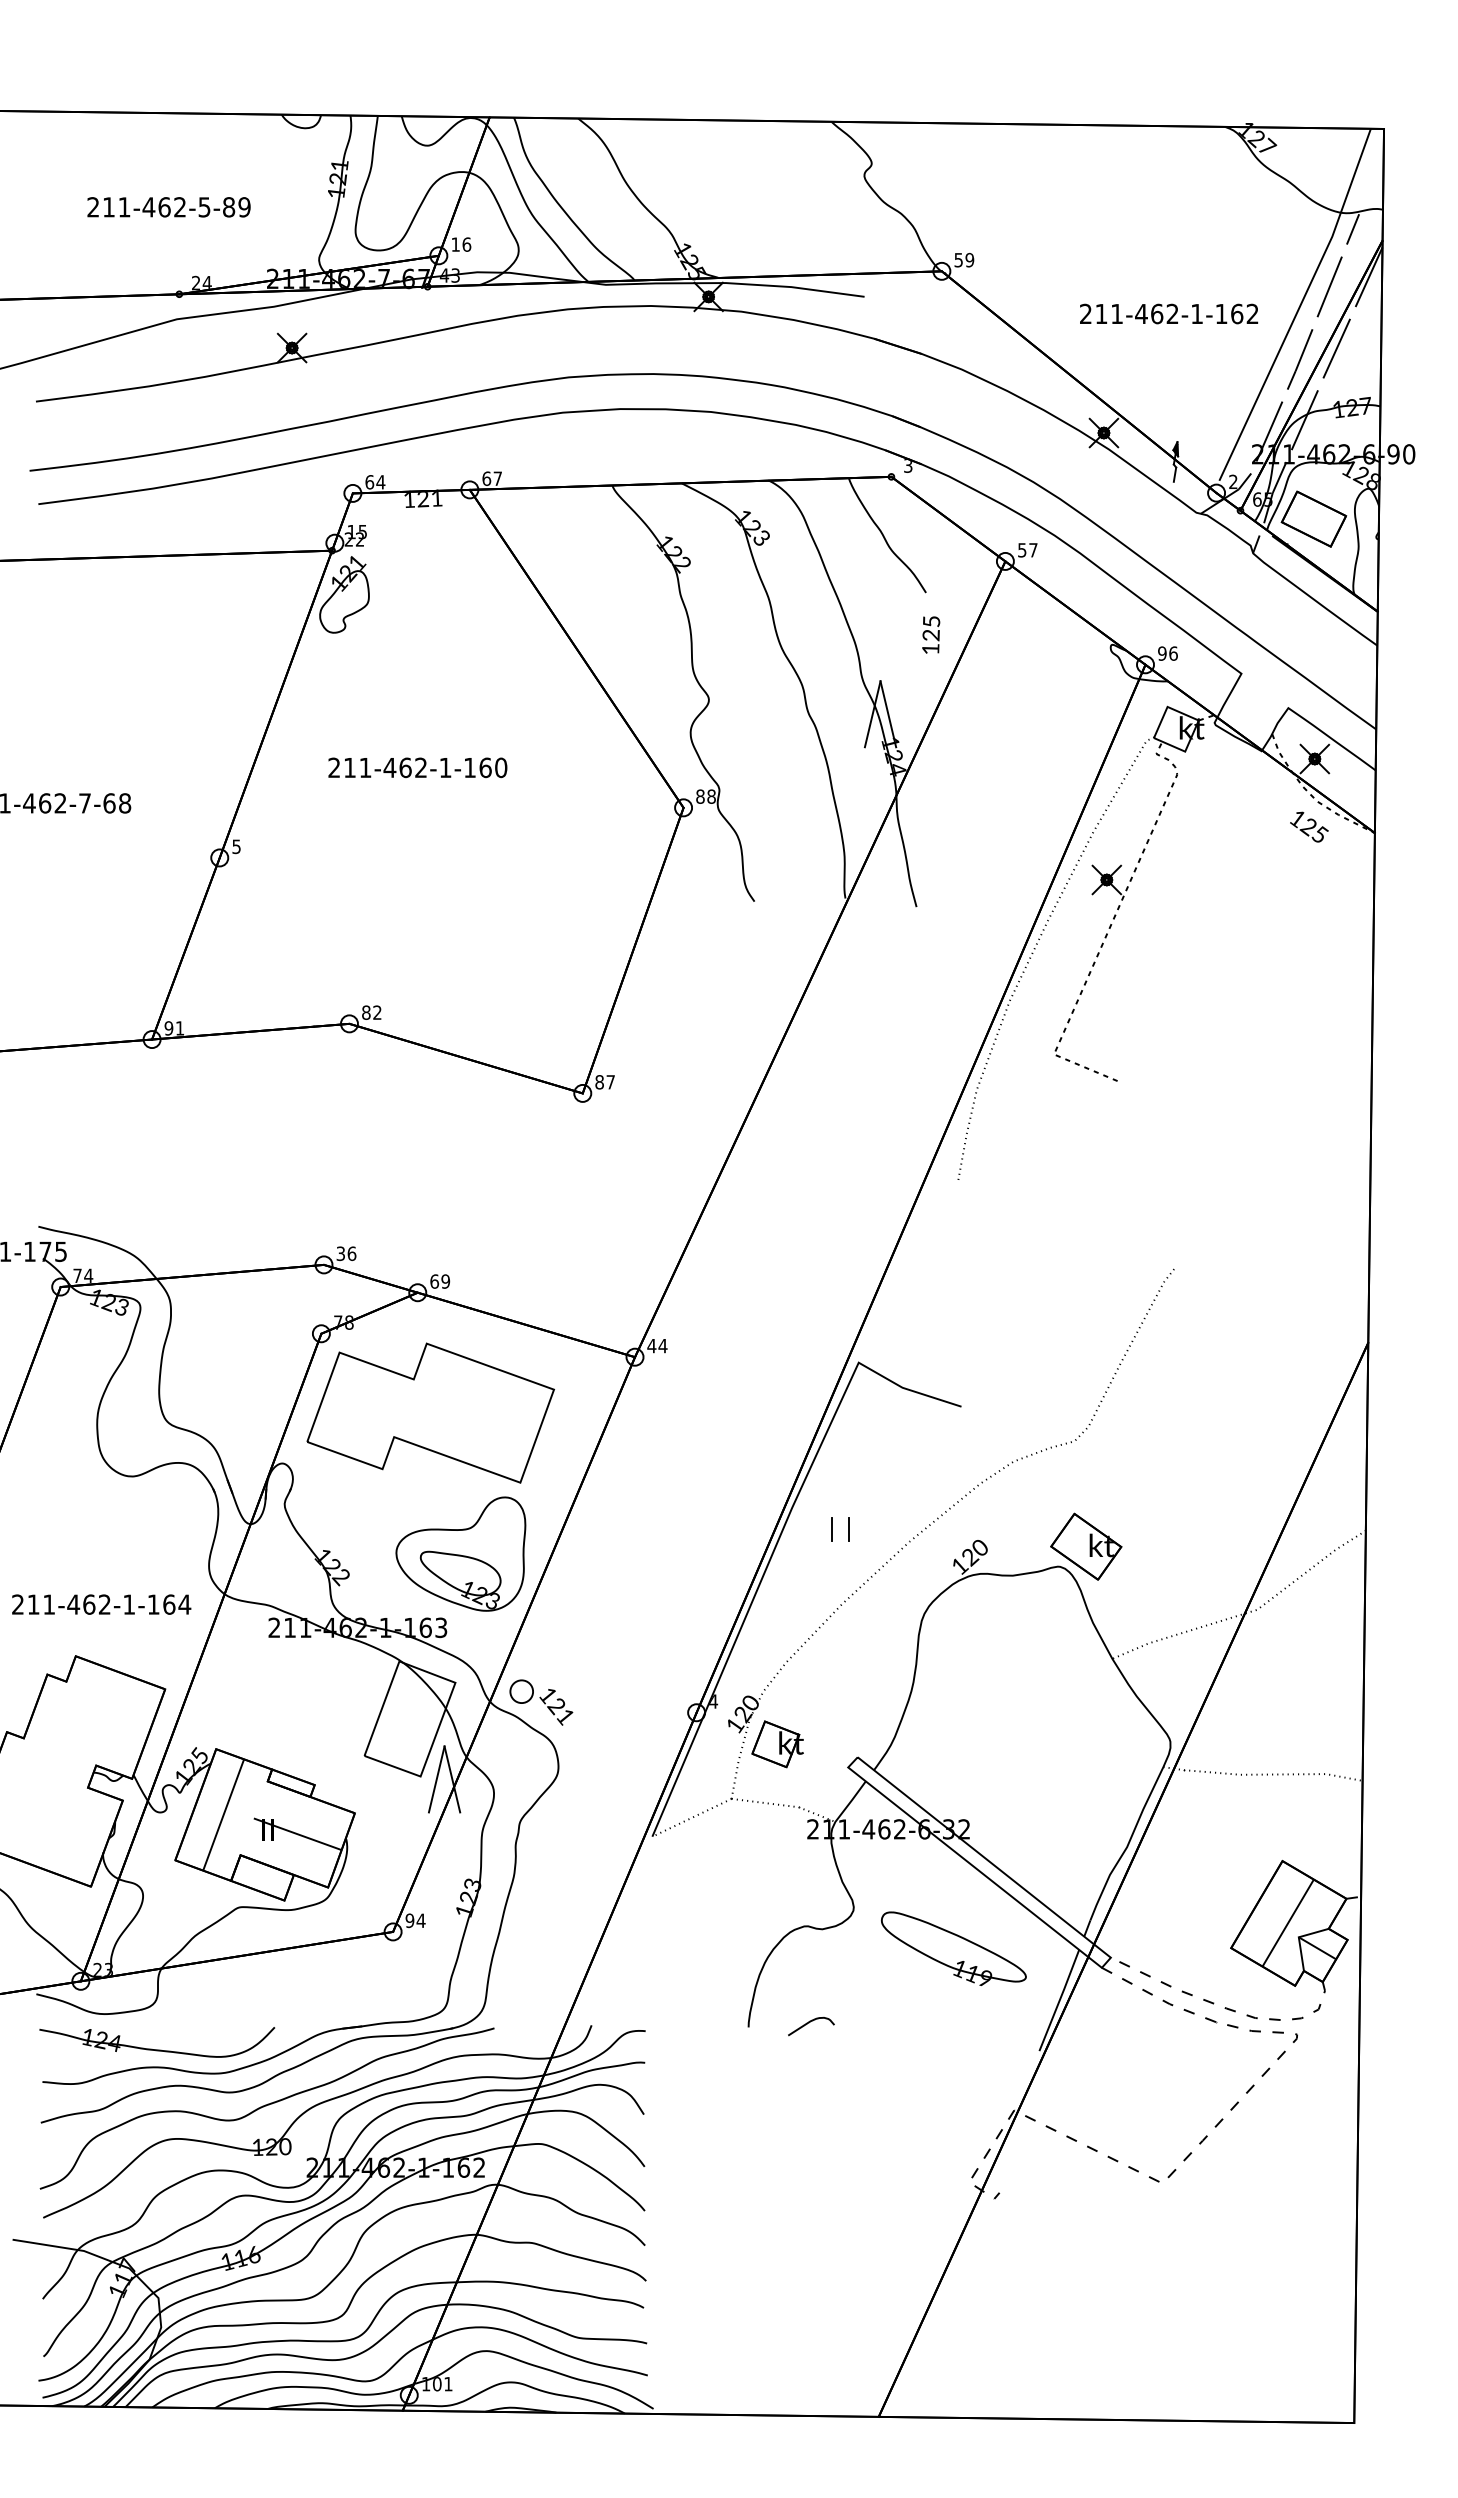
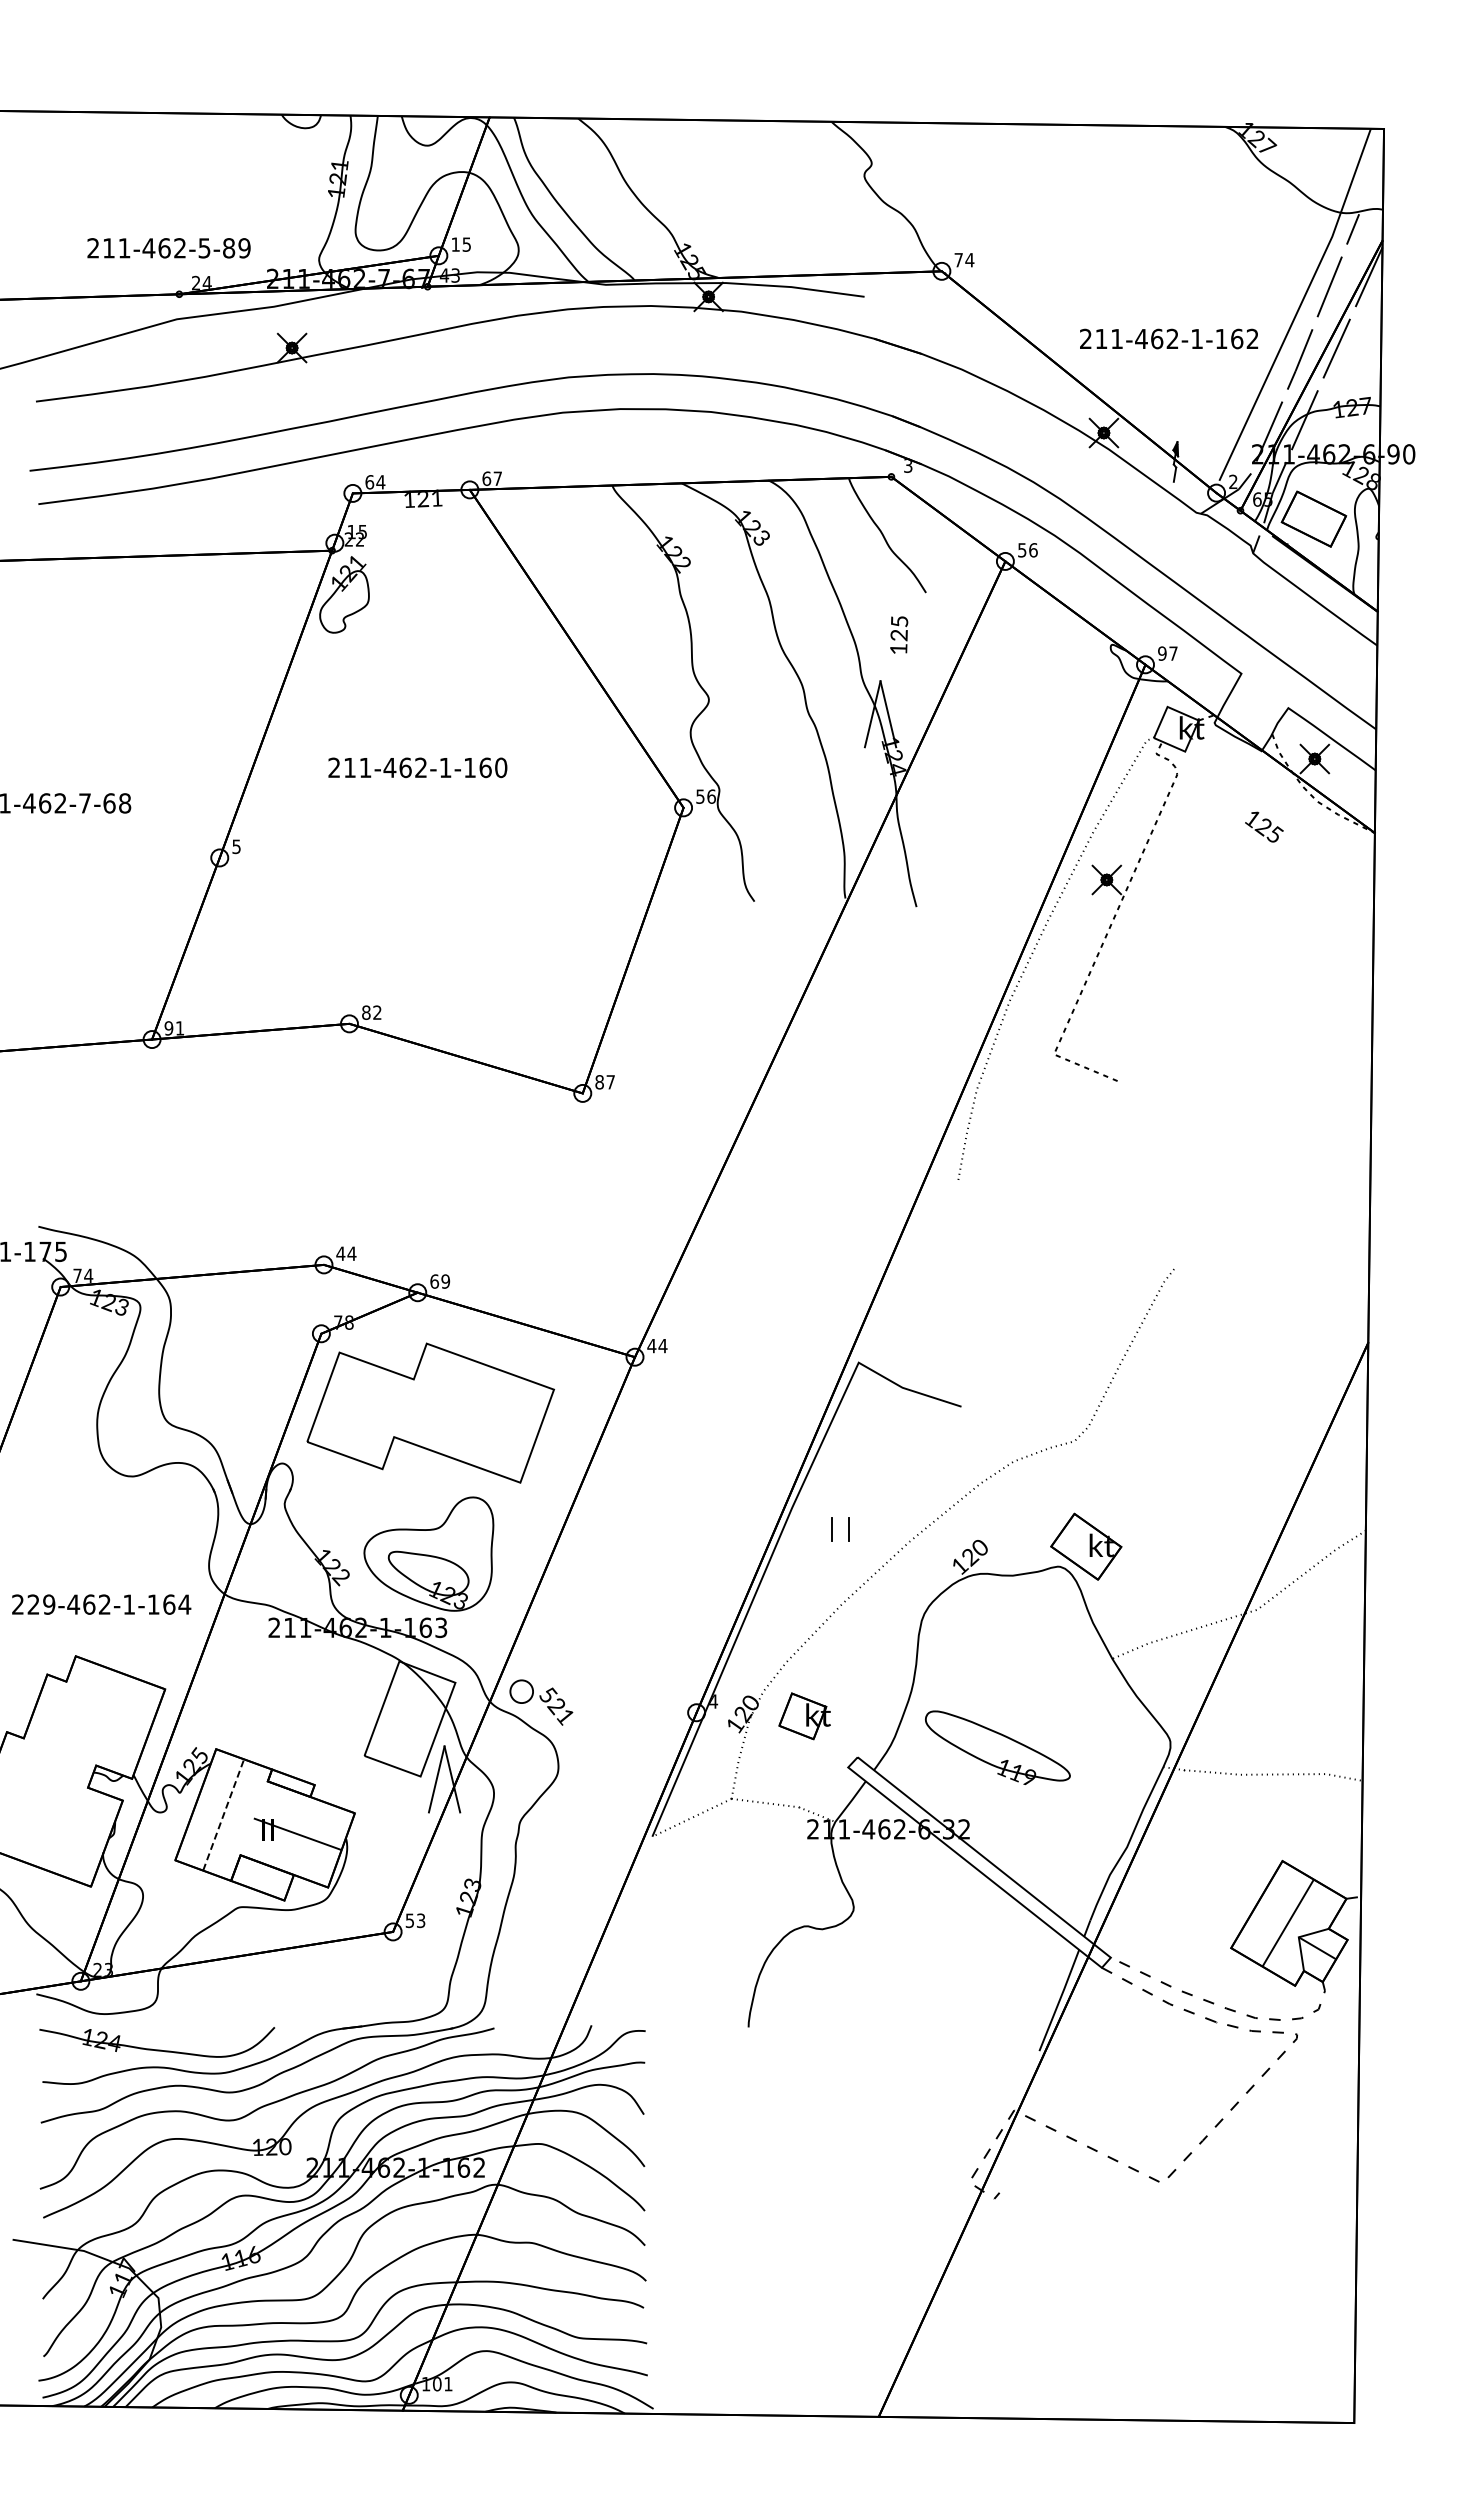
text position: (168, 207) -> (168, 248) (168, 248)
text: 16 -> 15 (466, 244)
text: 59 -> 74 (964, 259)
text position: (1169, 313) -> (1169, 338) (1169, 338)
text: 57 -> 56 (1033, 550)
text position: (931, 634) -> (899, 634) (899, 634)
text: 96 -> 97 (1173, 653)
text: 88 -> 56 (705, 796)
text position: (1309, 826) -> (1264, 826) (1264, 826)
text: 36 -> 44 (346, 1253)
part position: (460, 1553) -> (428, 1553) (428, 1553)
text: 211-462-1-164 -> 229-462-1-164 (41, 1604)
text: 121 -> 521 (548, 1695)
part position: (777, 1744) -> (804, 1716) (804, 1716)
line: solid -> dashed (223, 1814)
text: 94 -> 53 (415, 1920)
part position: (953, 1948) -> (997, 1747) (997, 1747)
curve: present -> none (809, 2023)
